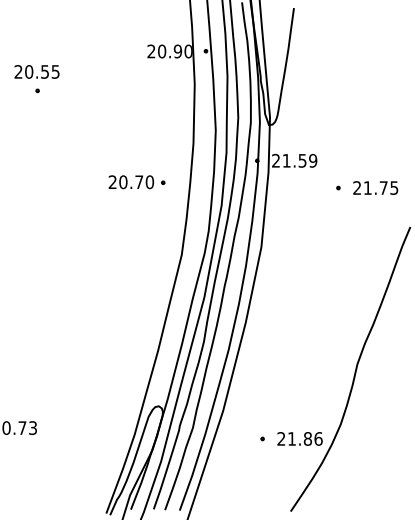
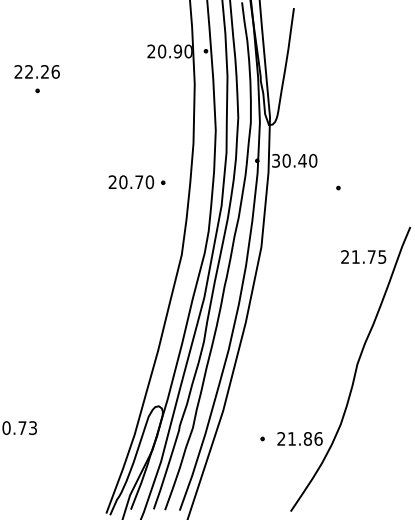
text: 20.55 -> 22.26 (42, 71)
text: 21.59 -> 30.40 (294, 160)
text position: (375, 187) -> (363, 256) (363, 256)
